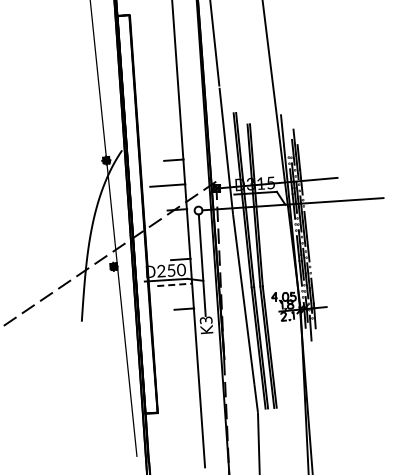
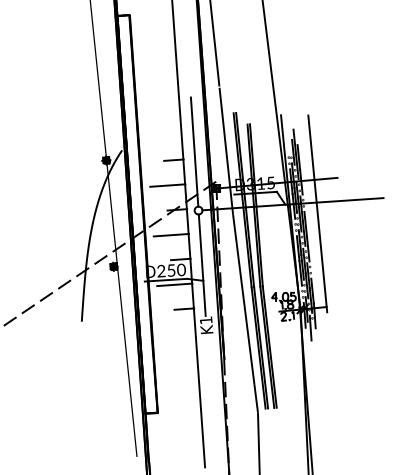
line: none -> present (194, 151)
line: none -> present (317, 213)
line: none -> present (170, 234)
line: dashed -> solid (174, 284)
text: K3 -> K1 (205, 319)
